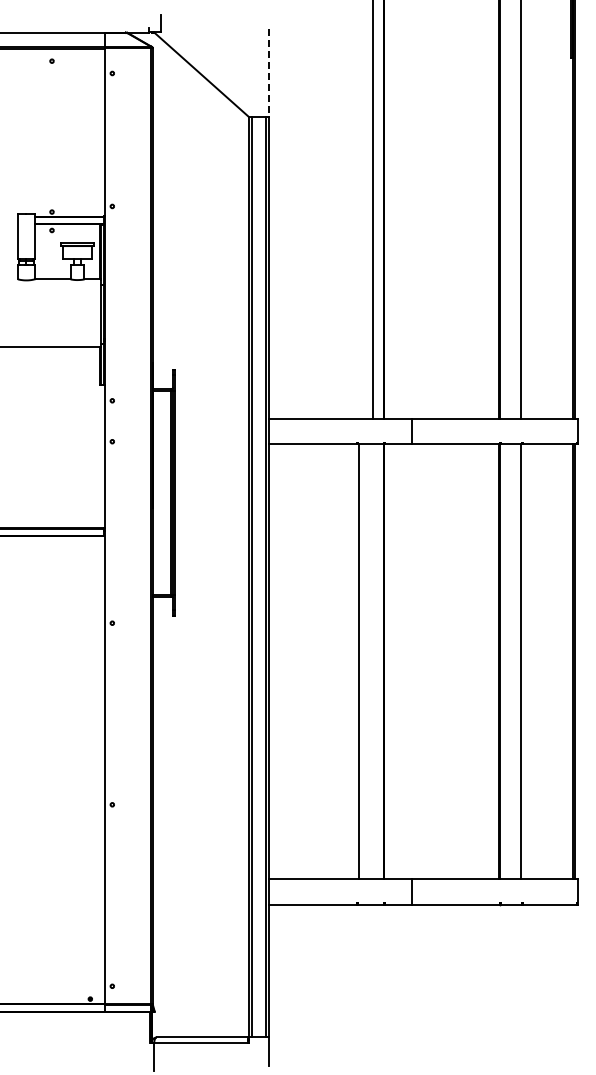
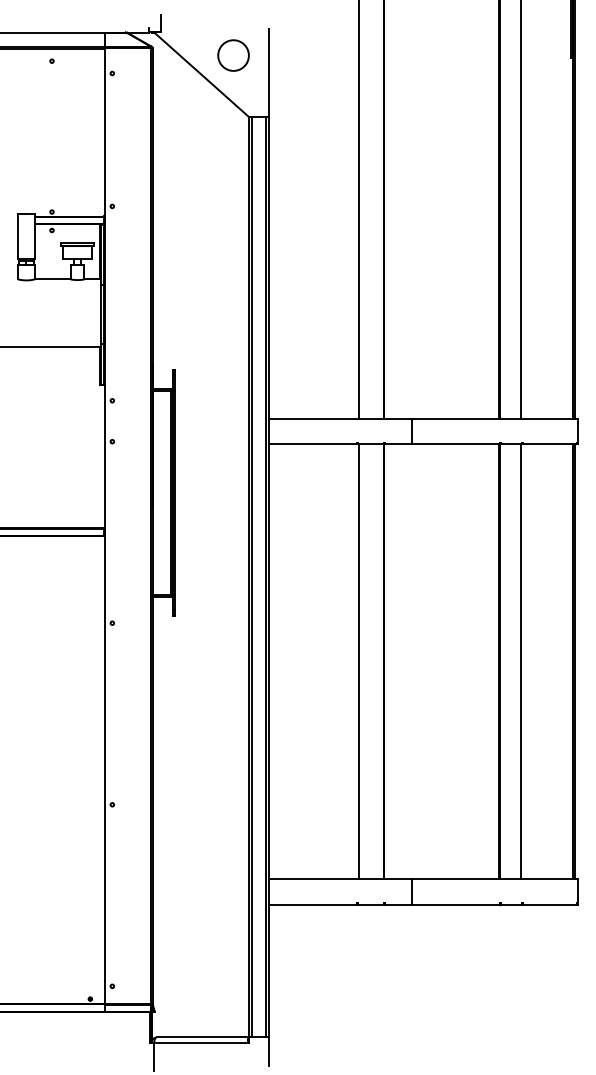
circle: none -> present (233, 55)
line: dashed -> solid (269, 72)
line position: (372, 210) -> (358, 210) (358, 210)
